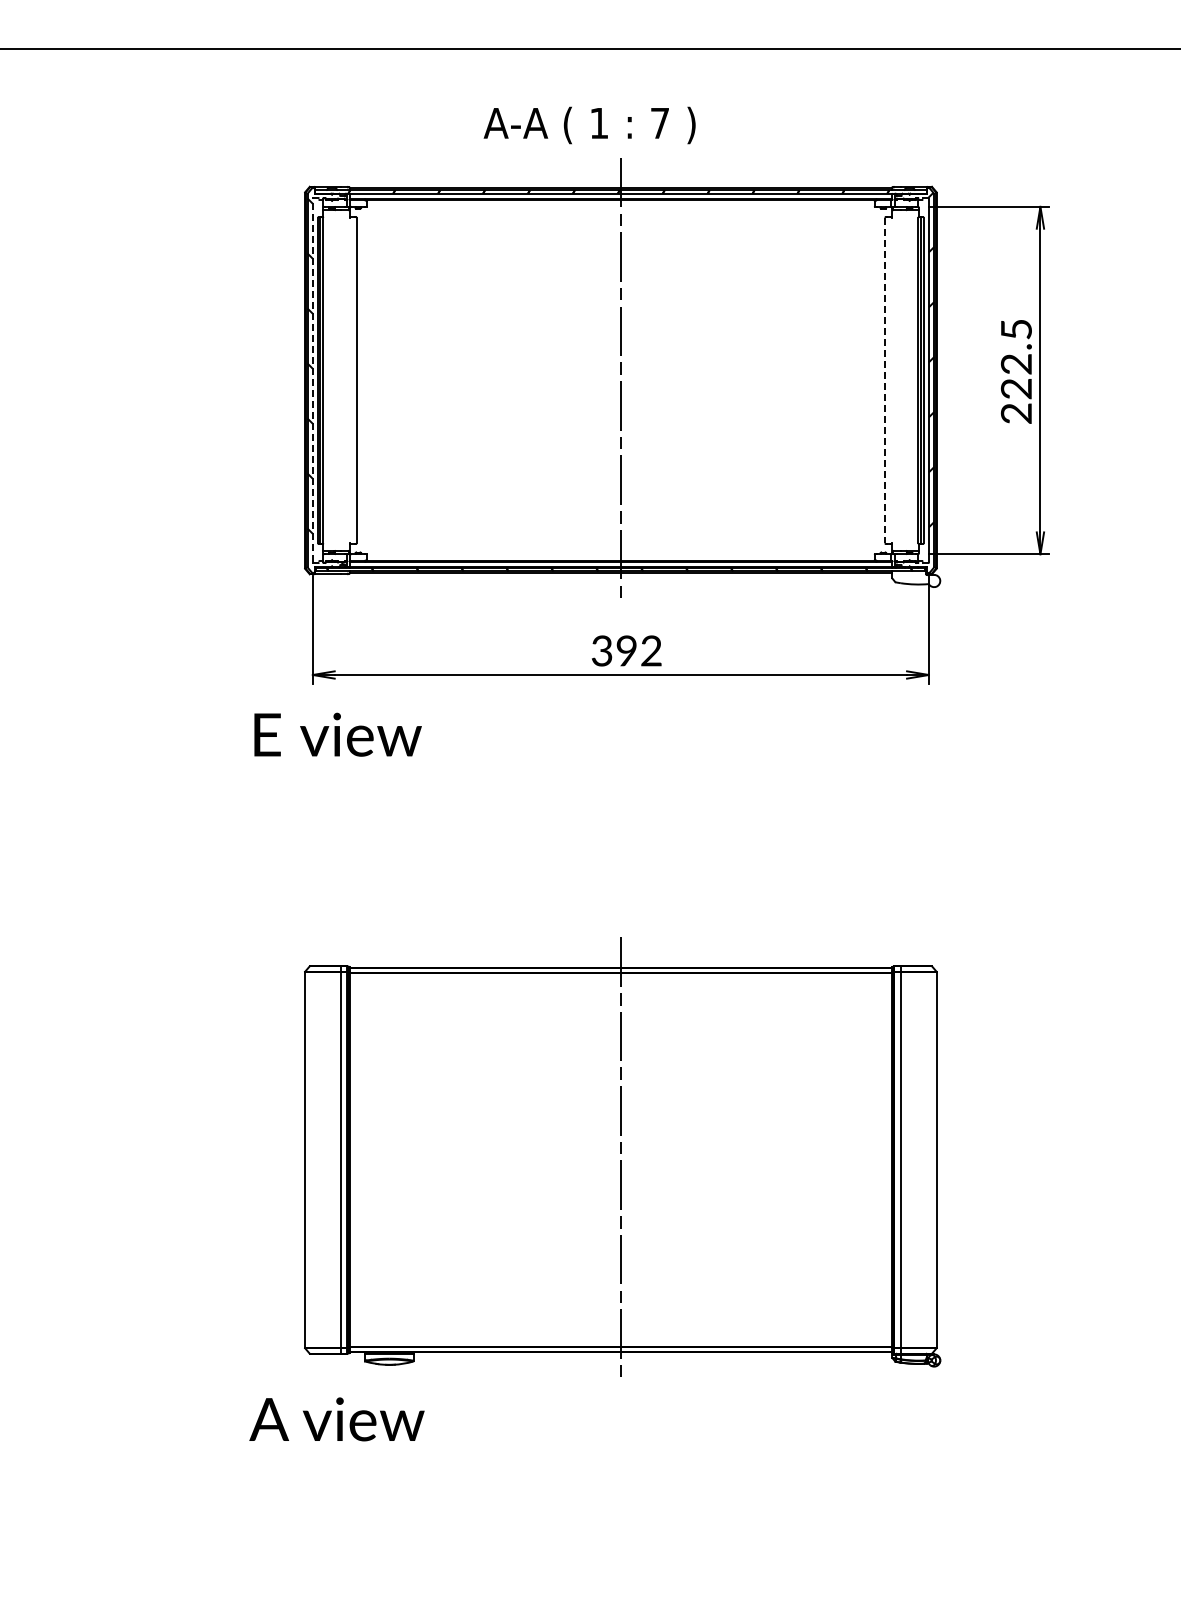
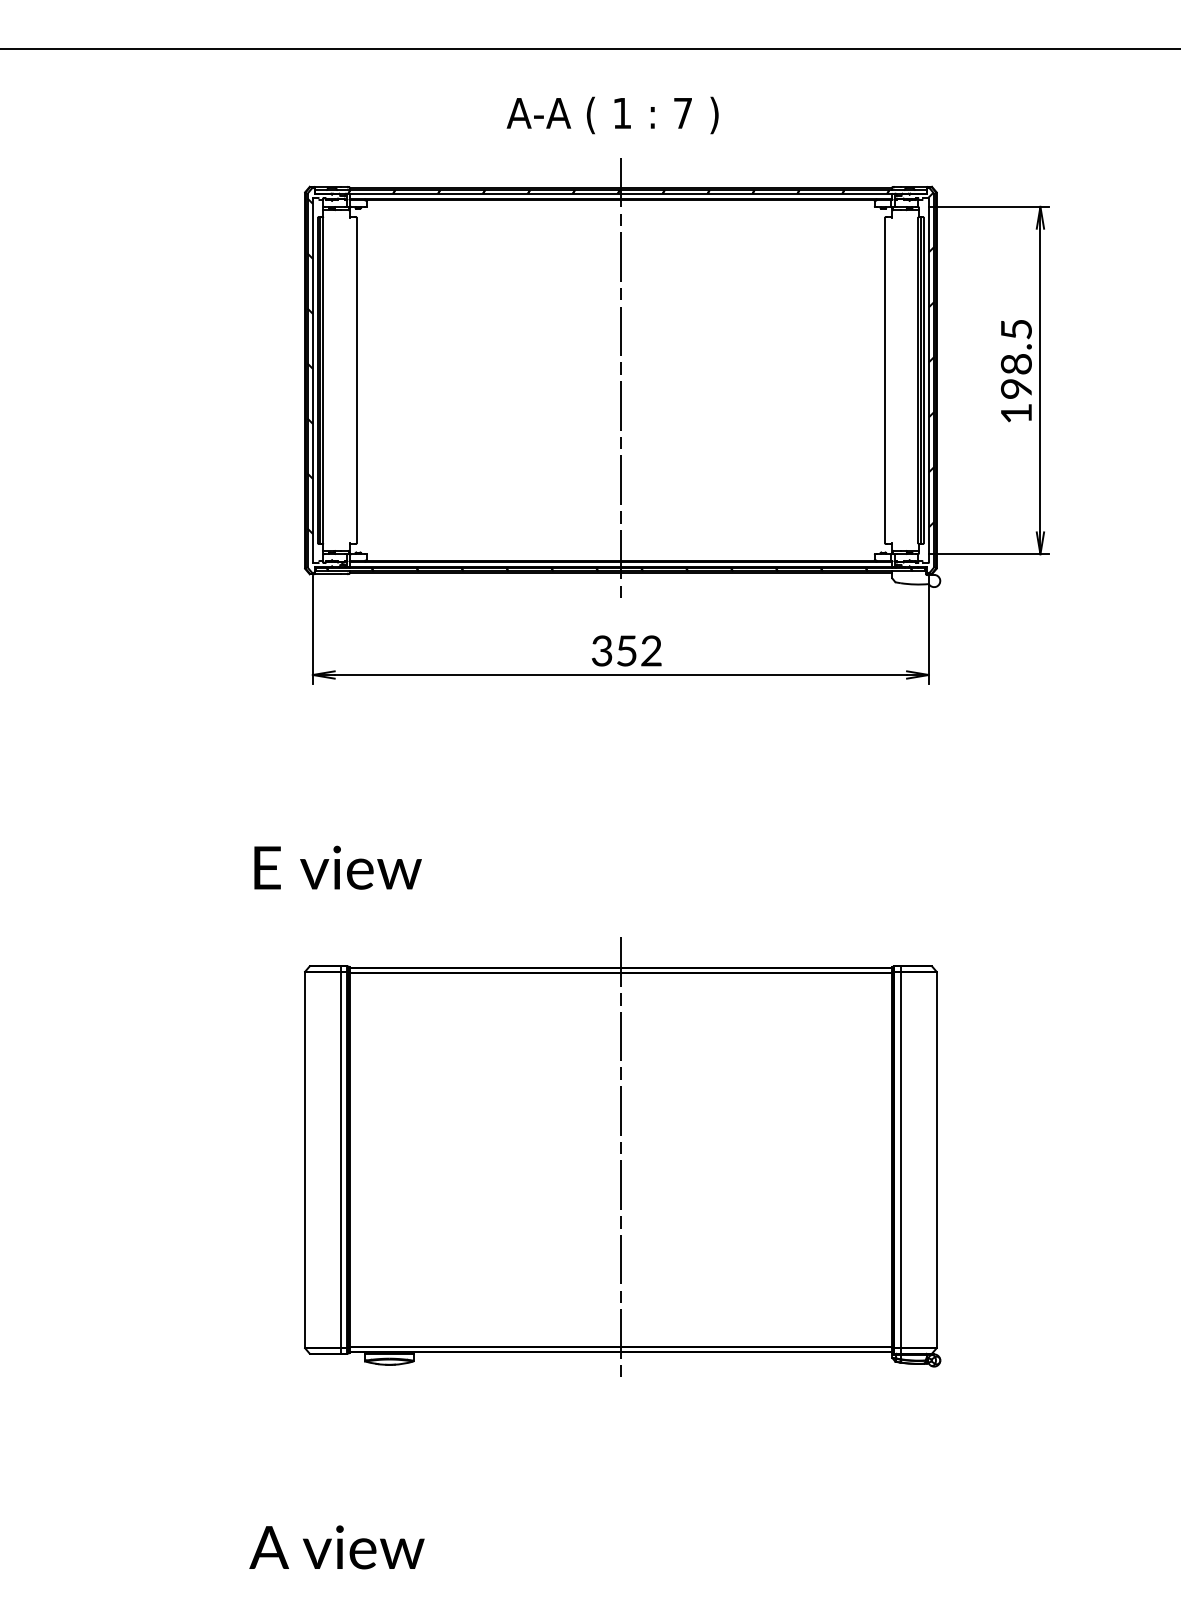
text position: (589, 125) -> (612, 115) (612, 115)
line: dashed -> solid (312, 380)
line: dashed -> solid (885, 380)
text: 222.5 -> 198.5 (1015, 388)
text: 392 -> 352 (626, 650)
text position: (337, 734) -> (337, 867) (337, 867)
text position: (336, 1419) -> (336, 1547) (336, 1547)
